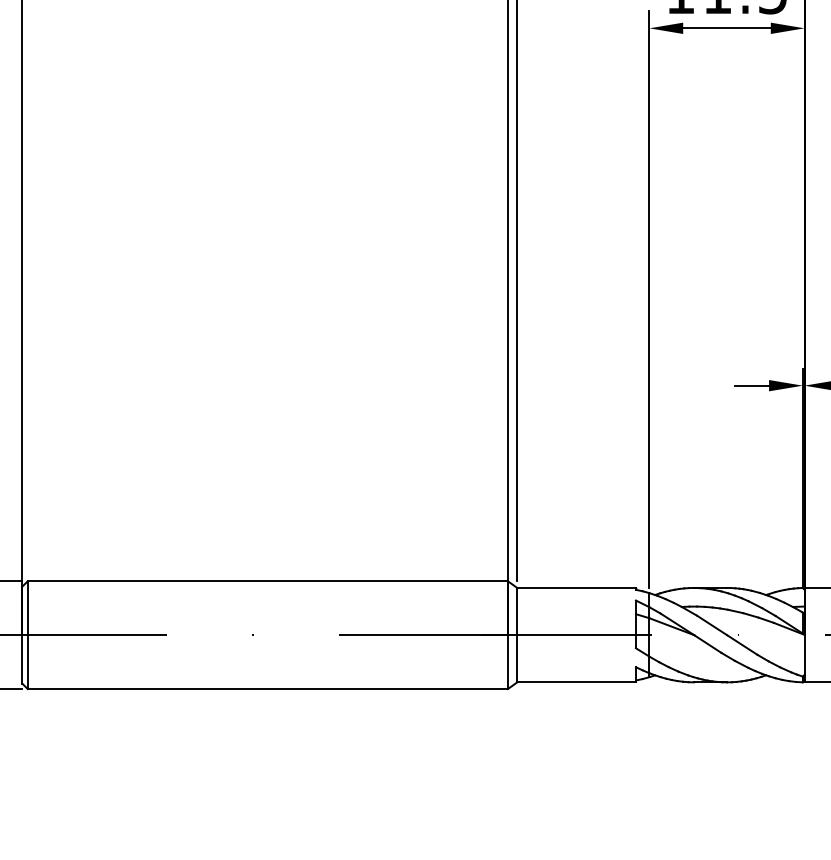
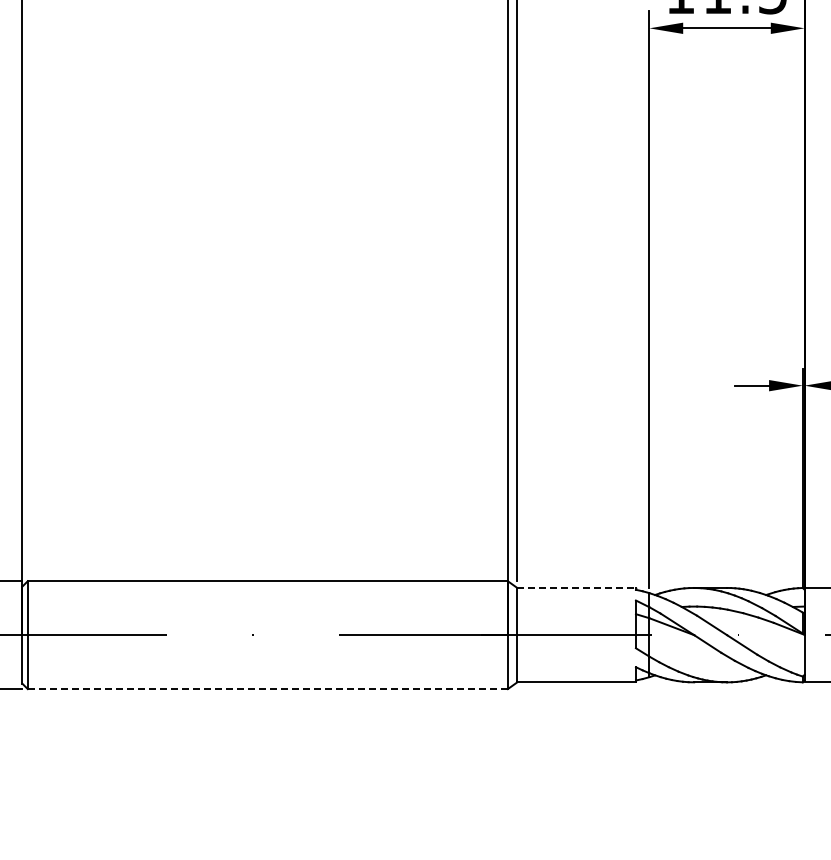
line: solid -> dashed (577, 587)
line: solid -> dashed (267, 689)
